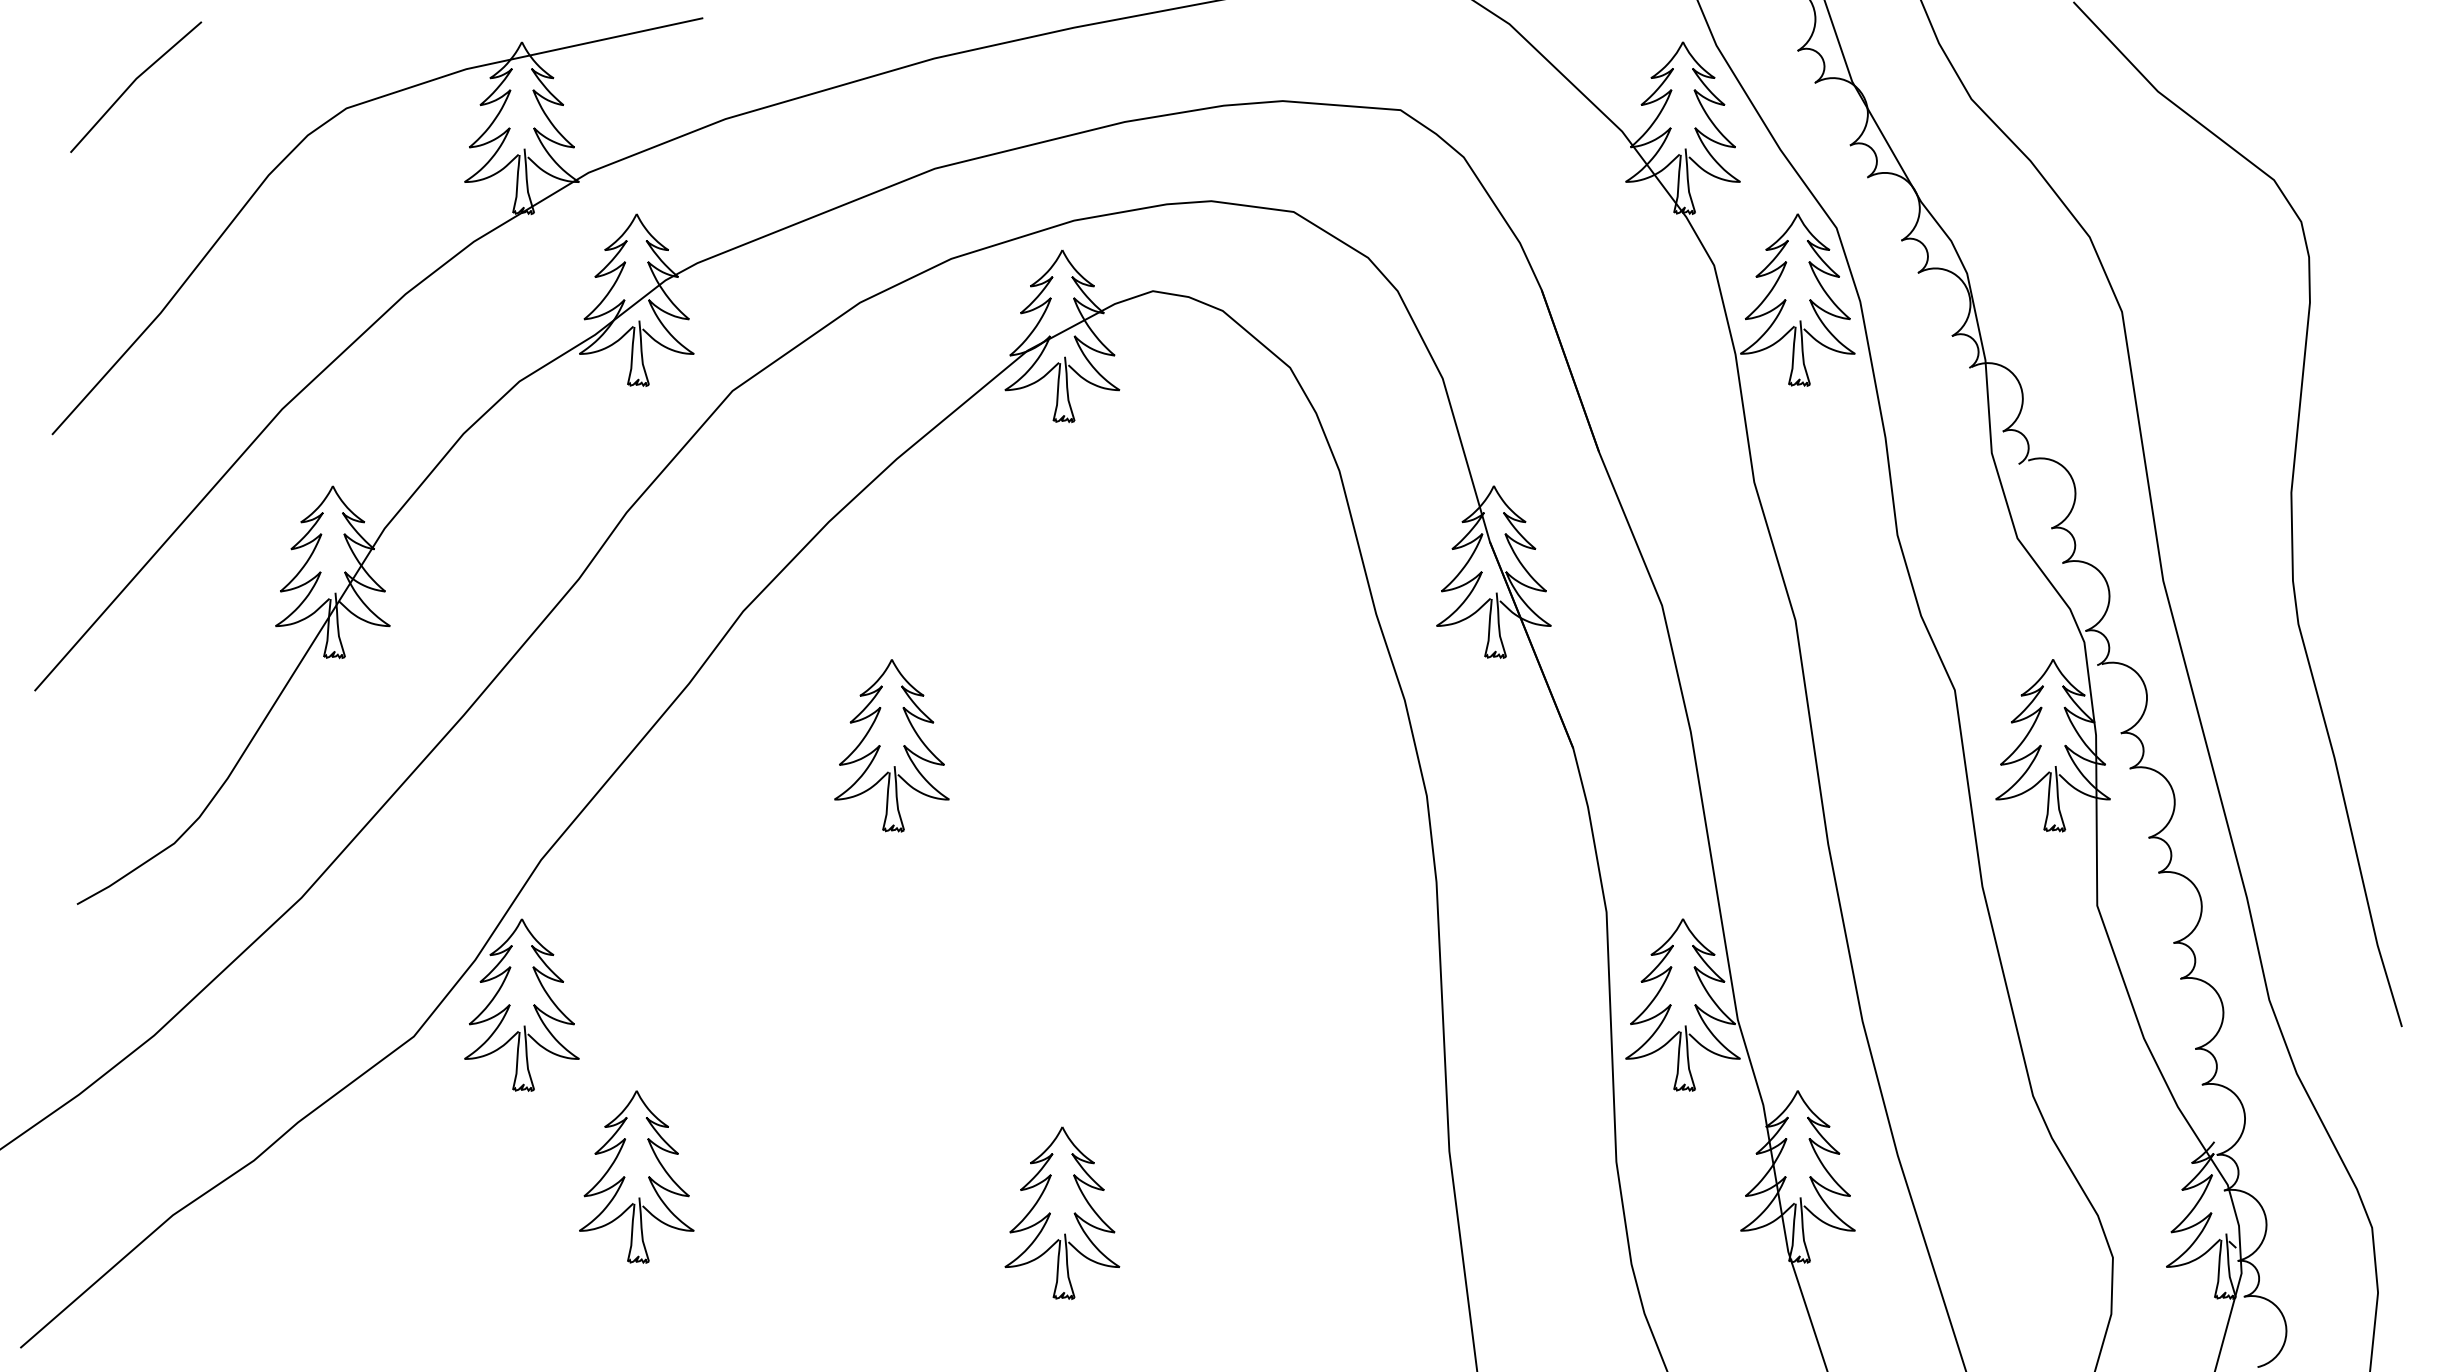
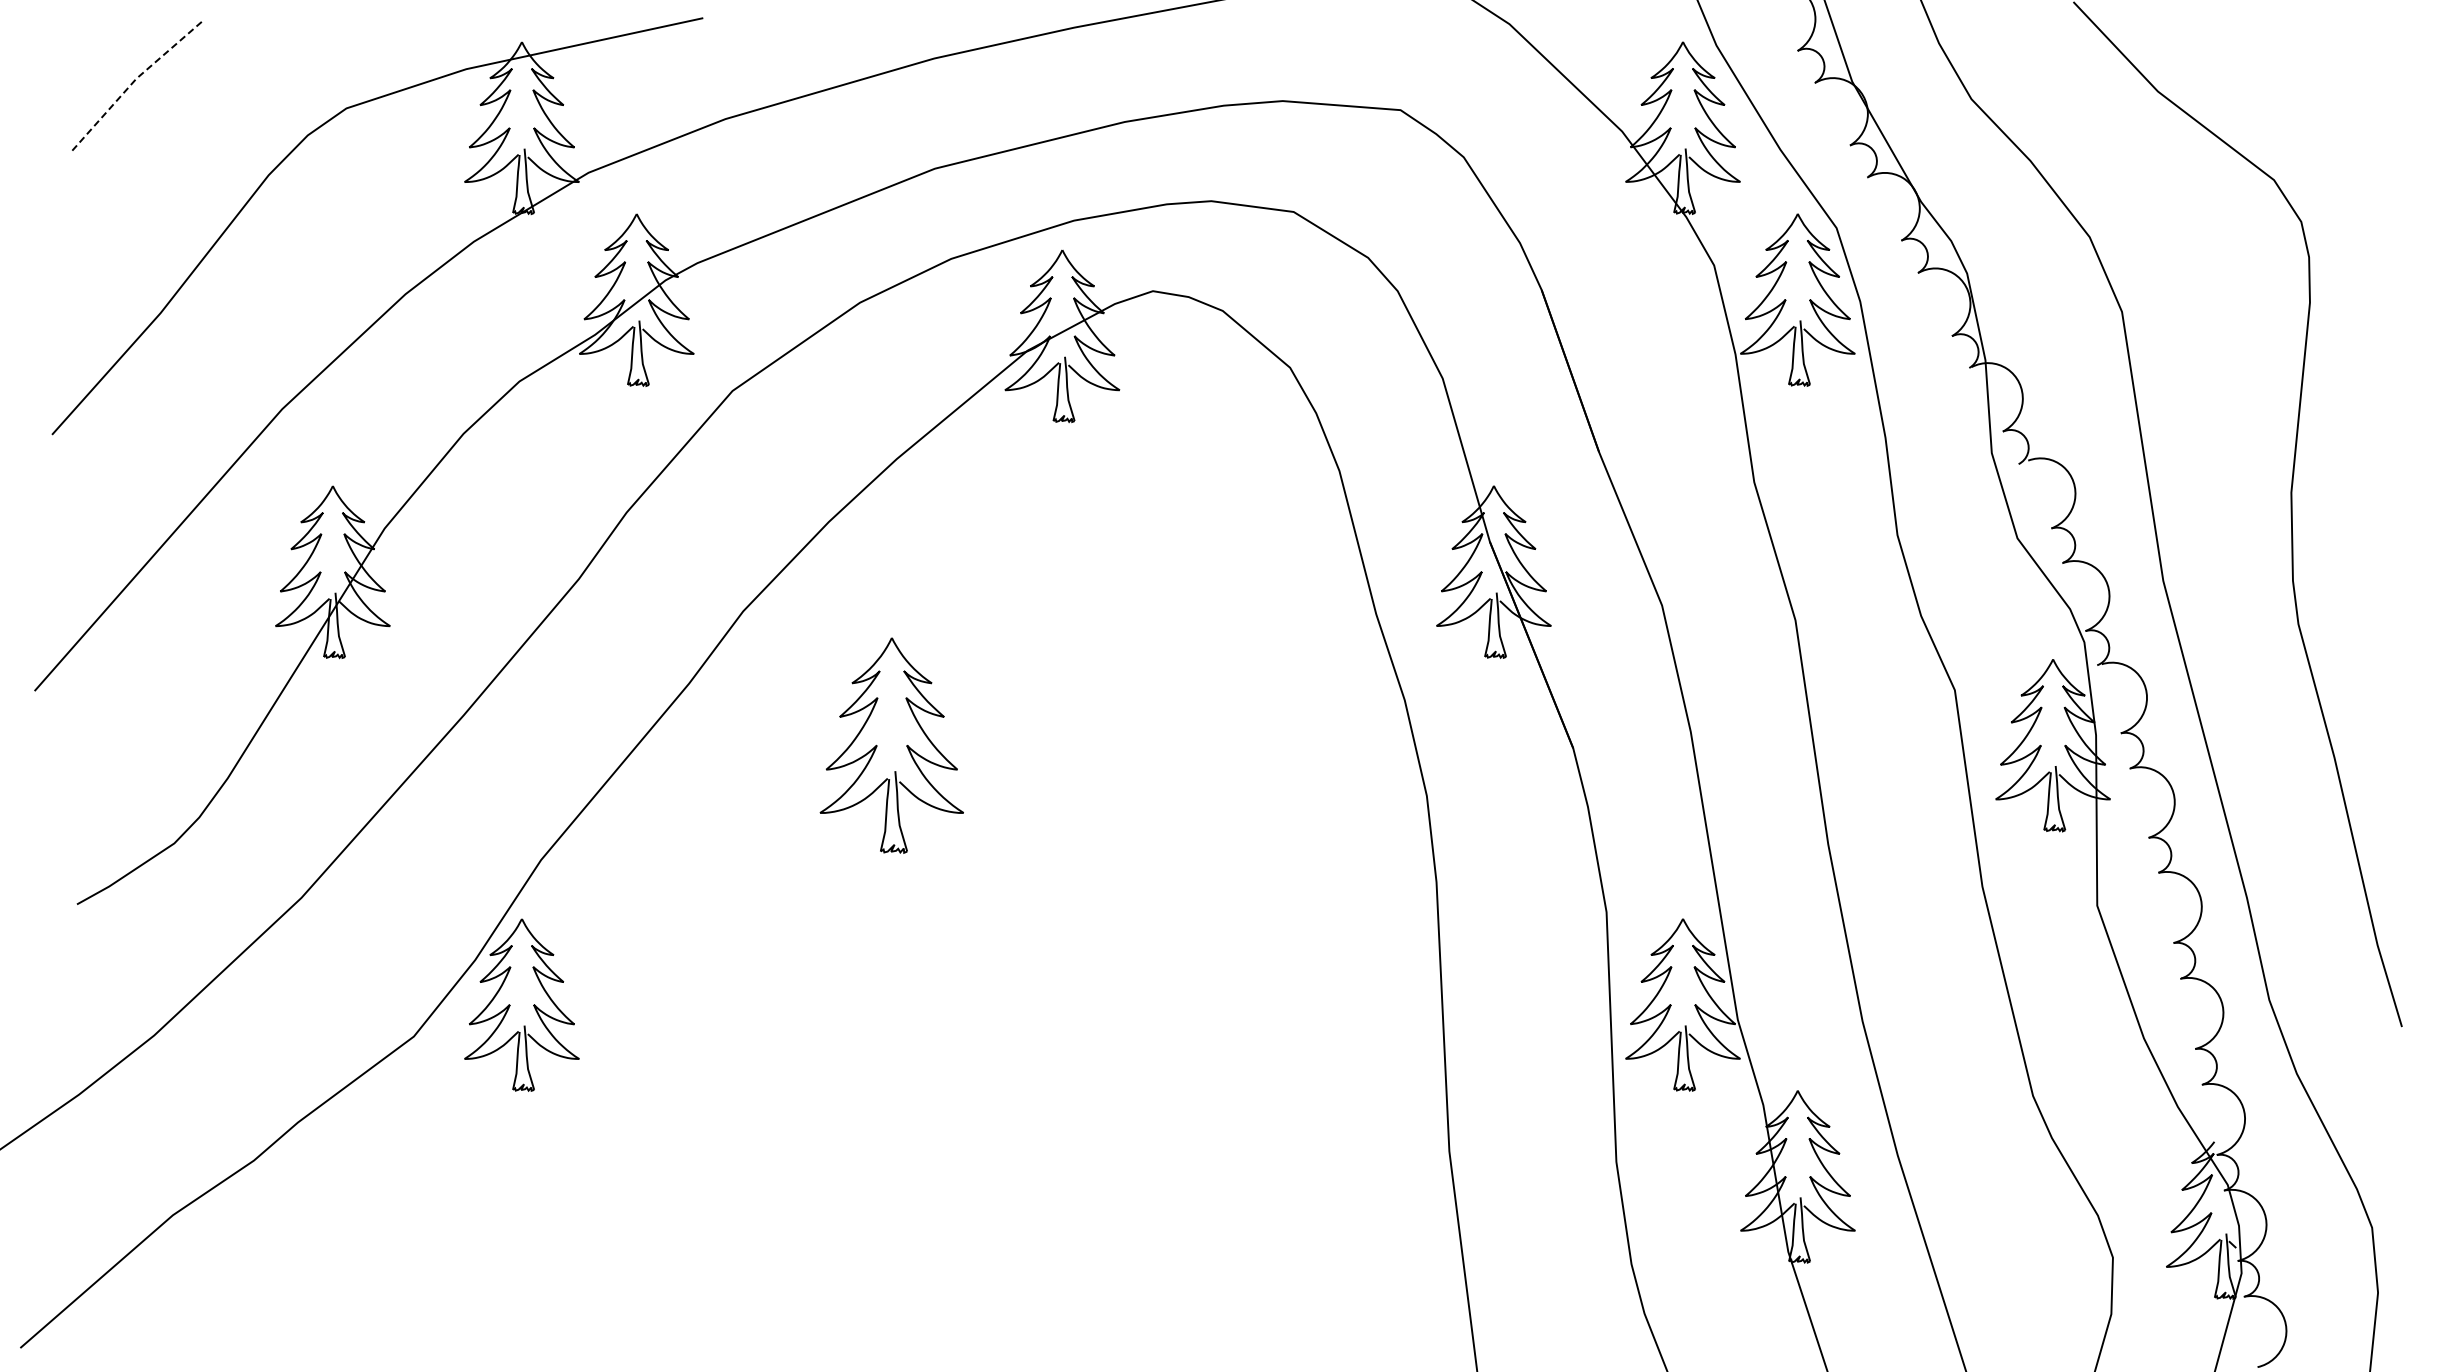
line: solid -> dashed (132, 83)
part size: 116x174 px -> 145x217 px (891, 745)
part: present -> none (636, 1176)
part: present -> none (1073, 1213)
